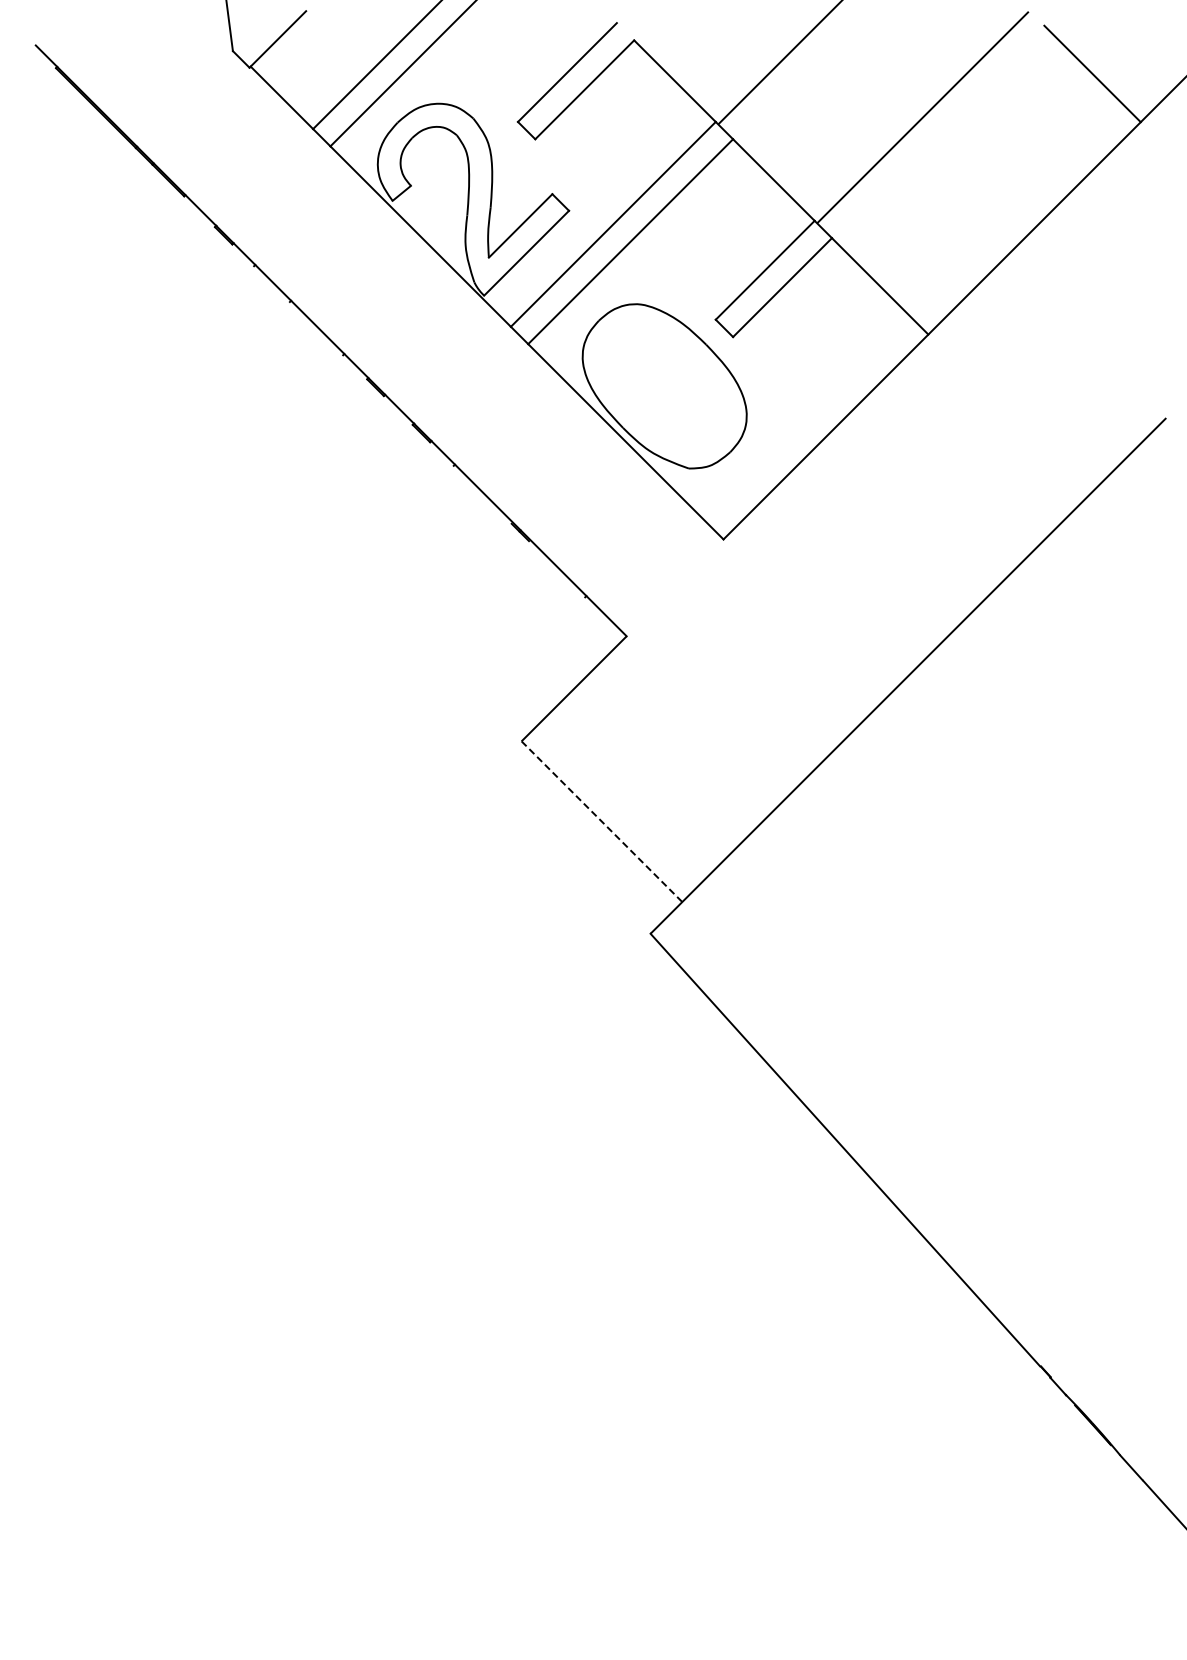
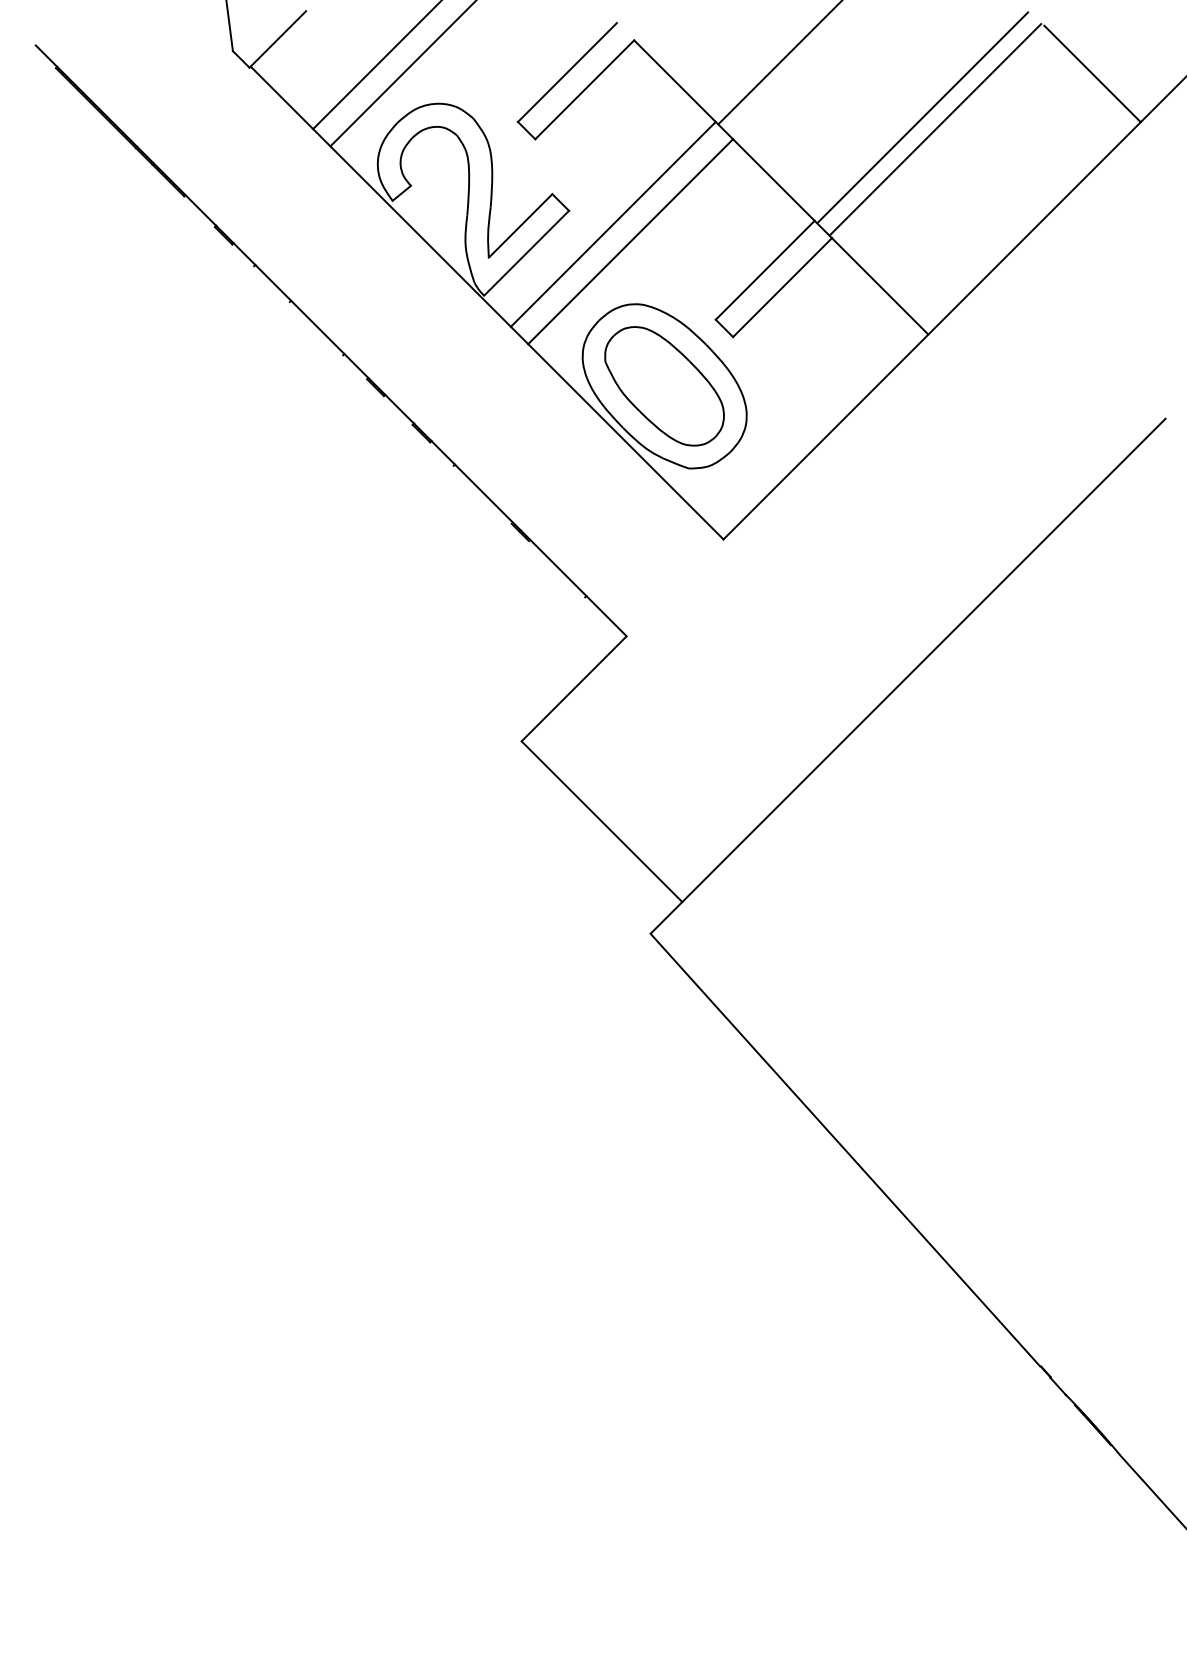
line: none -> present (935, 129)
part: none -> present (664, 386)
line: dashed -> solid (601, 821)
